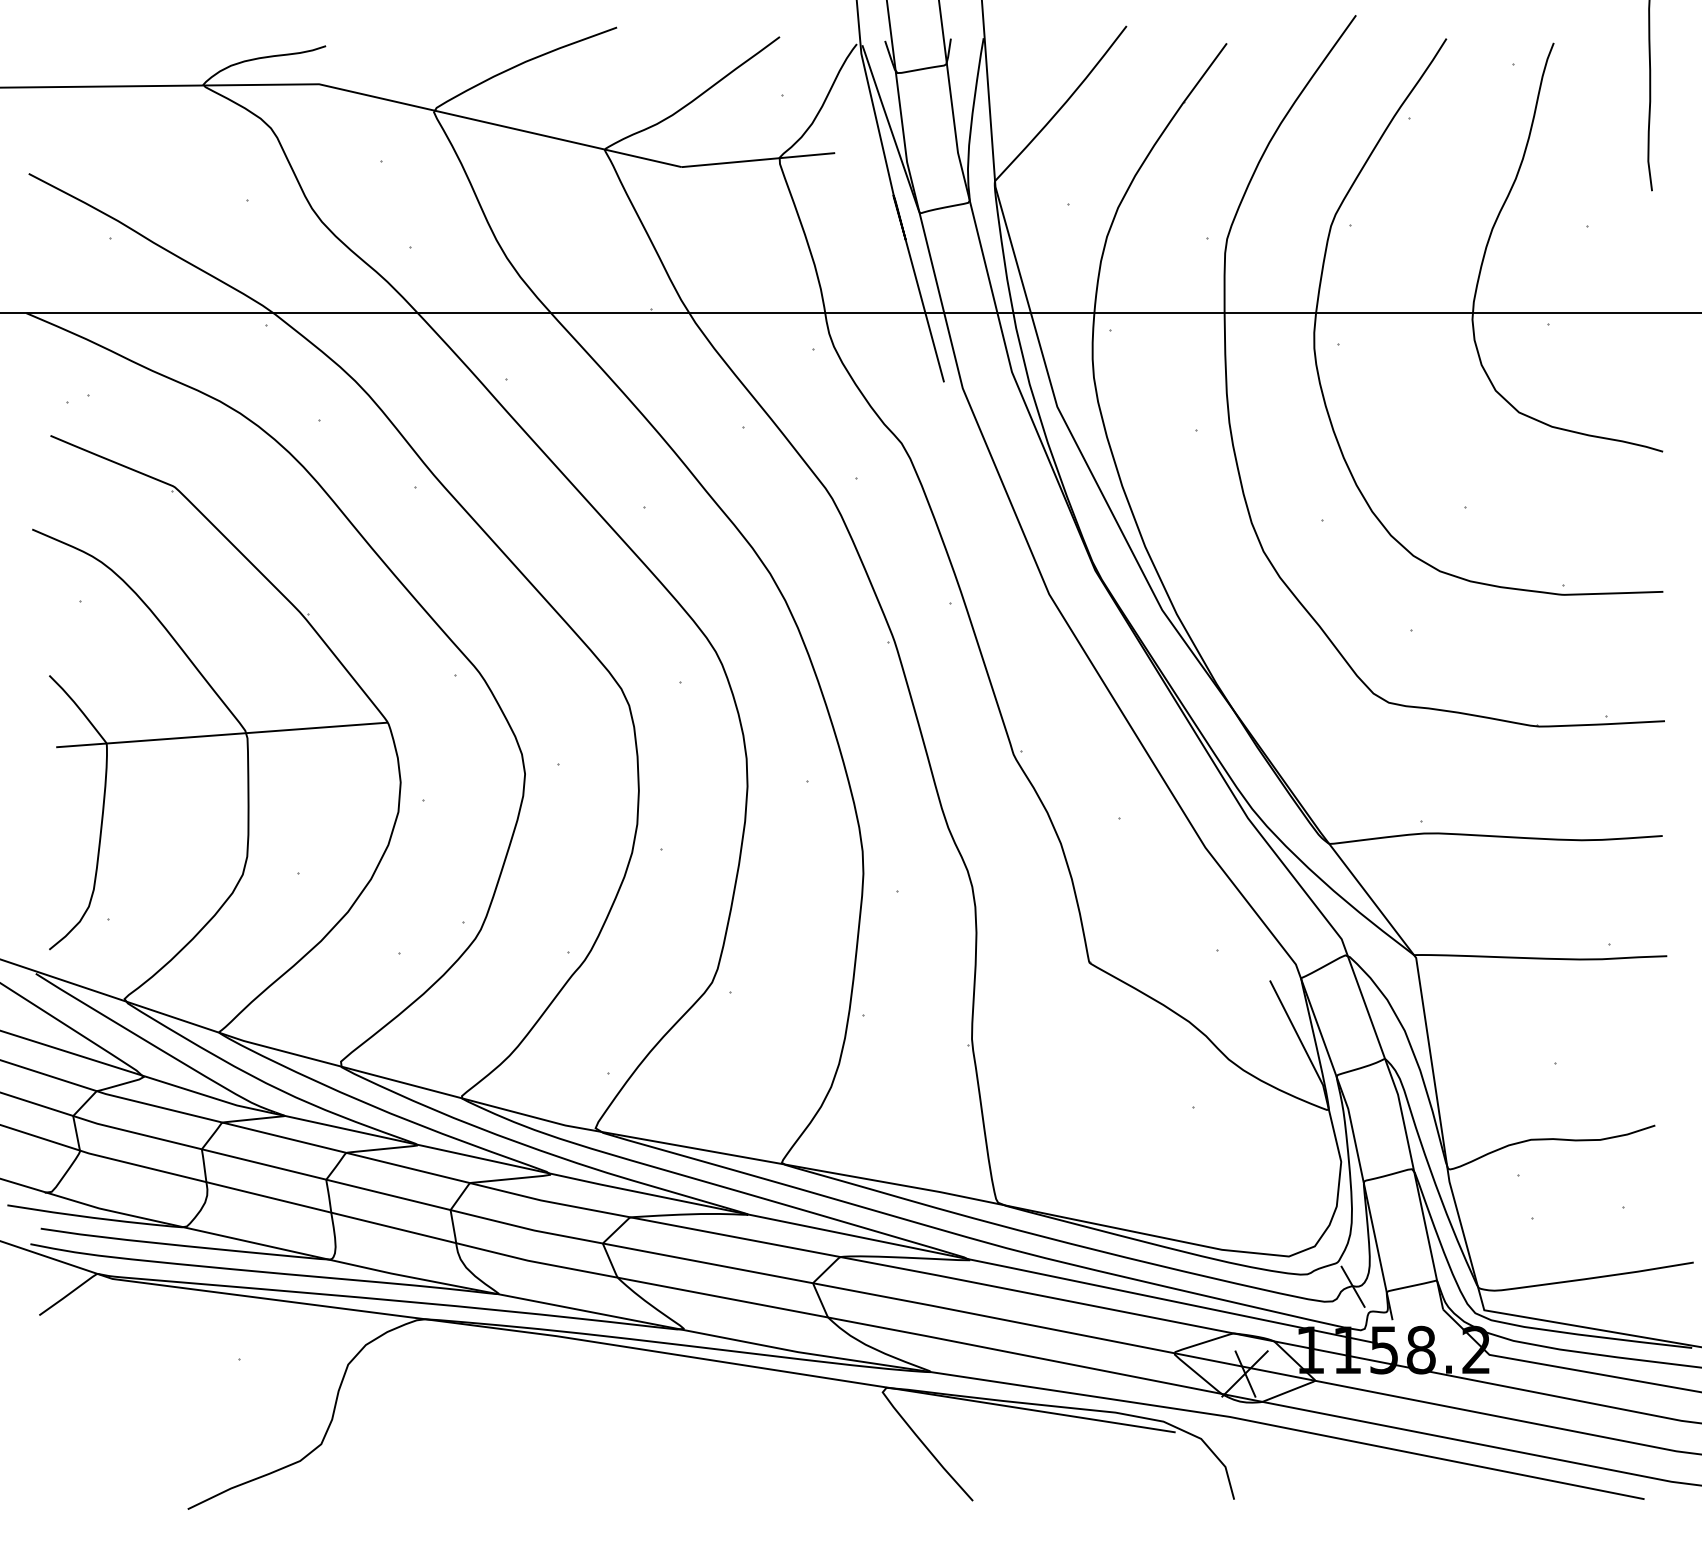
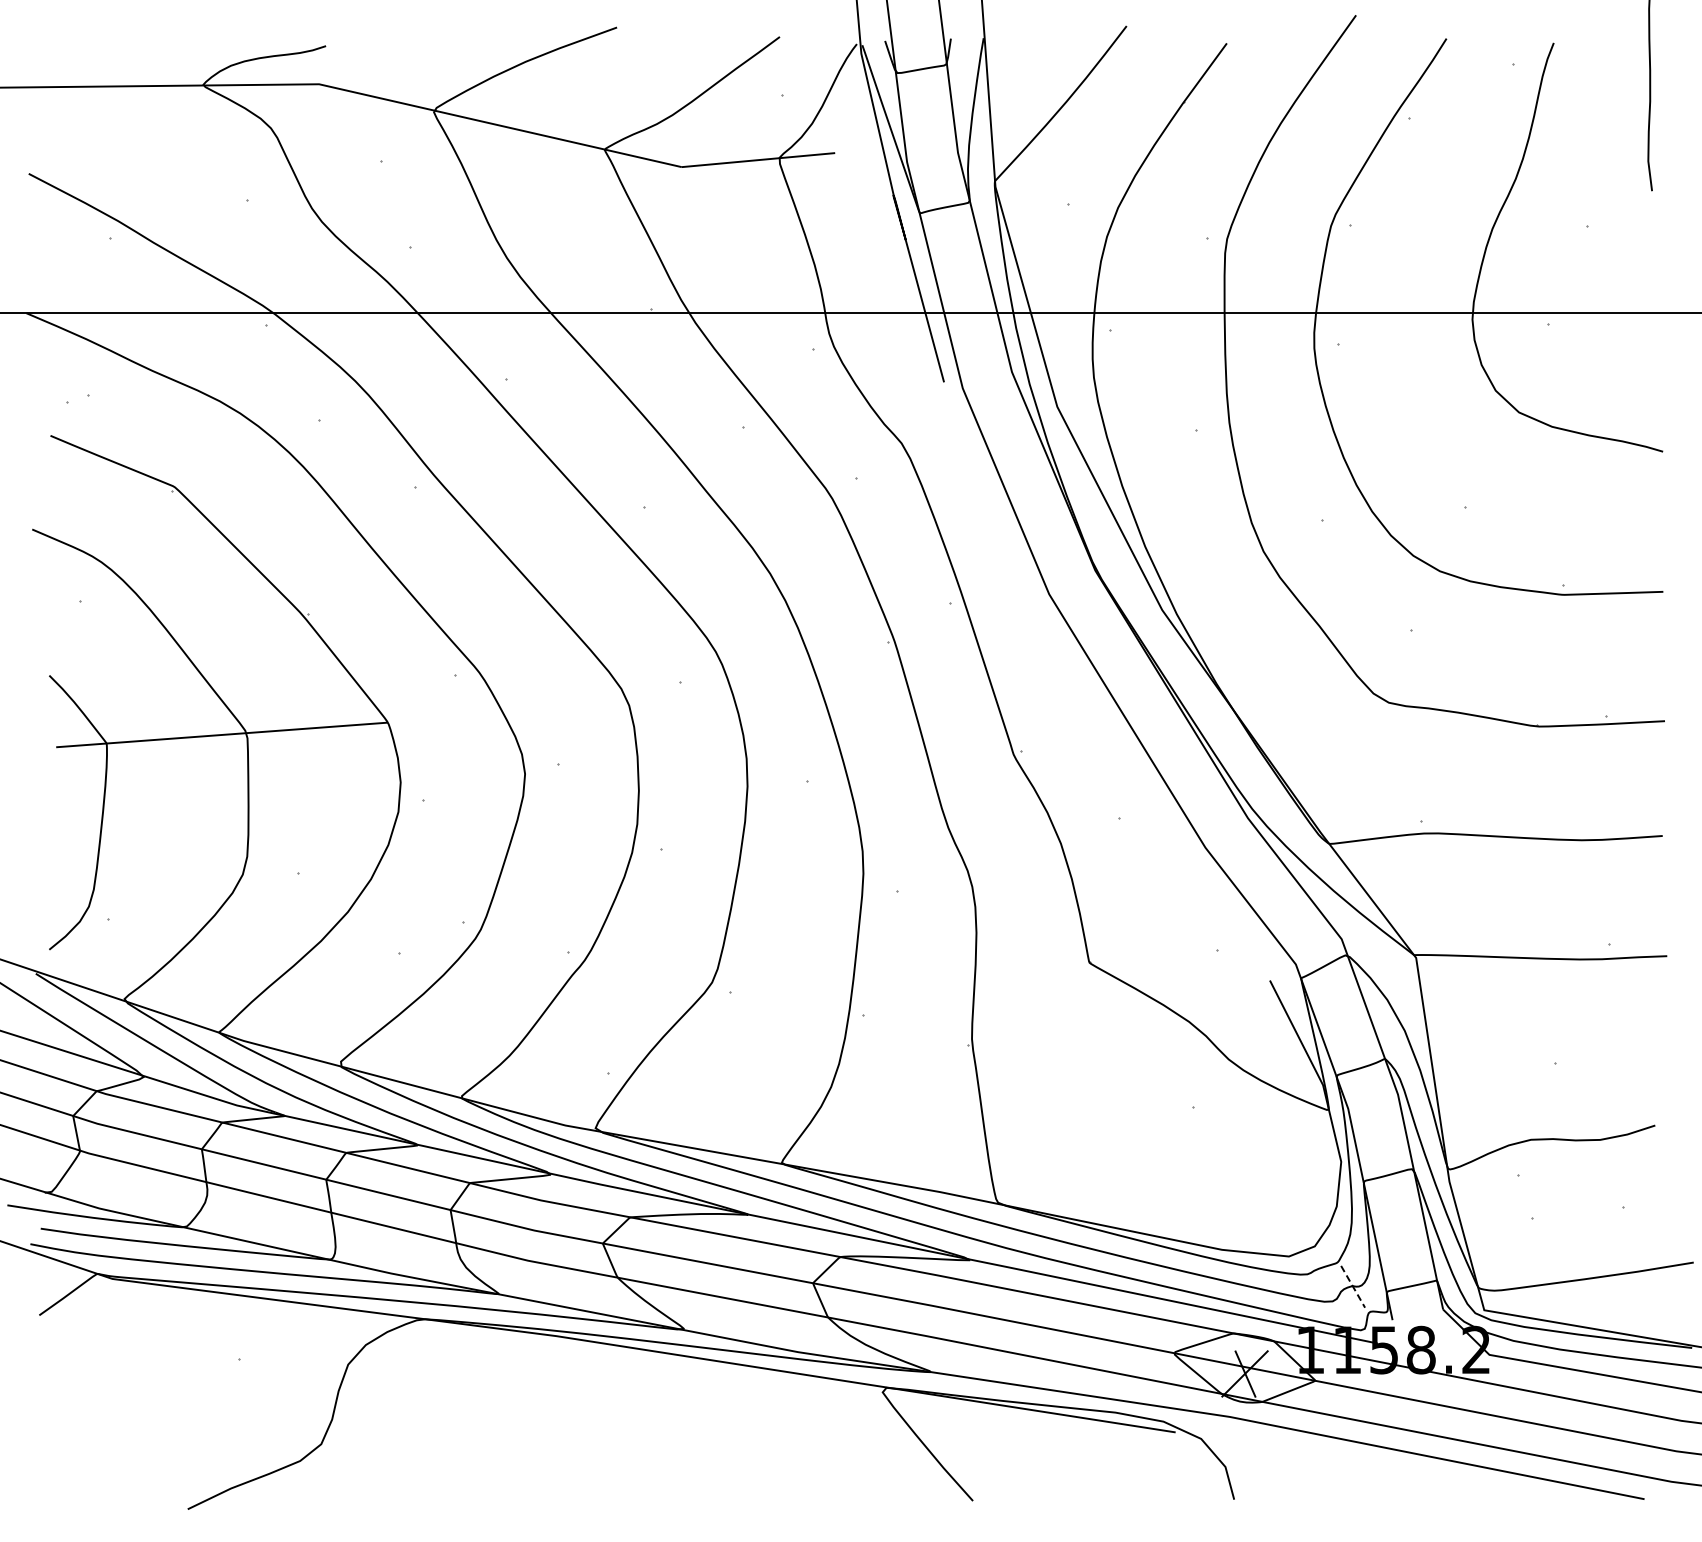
line: solid -> dashed (1353, 1287)
